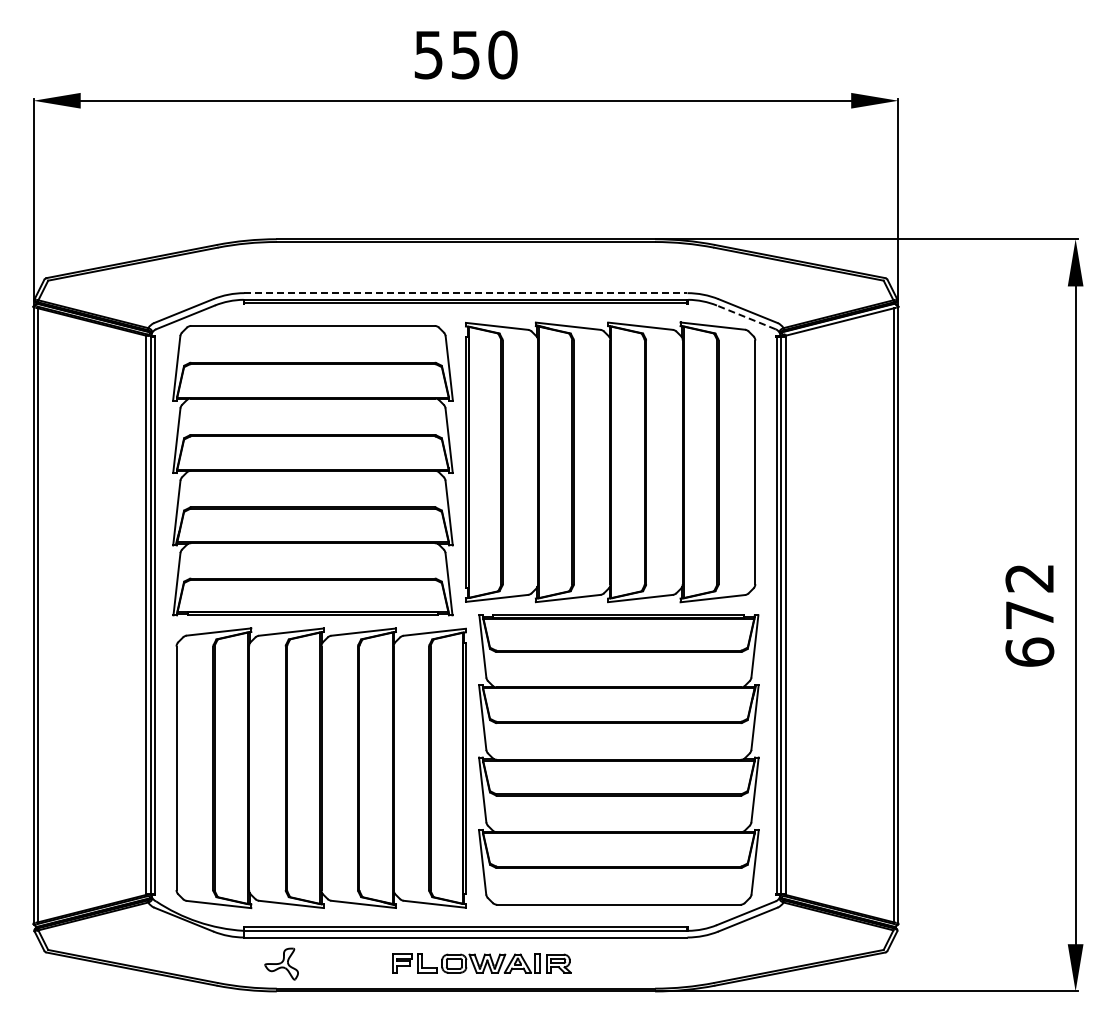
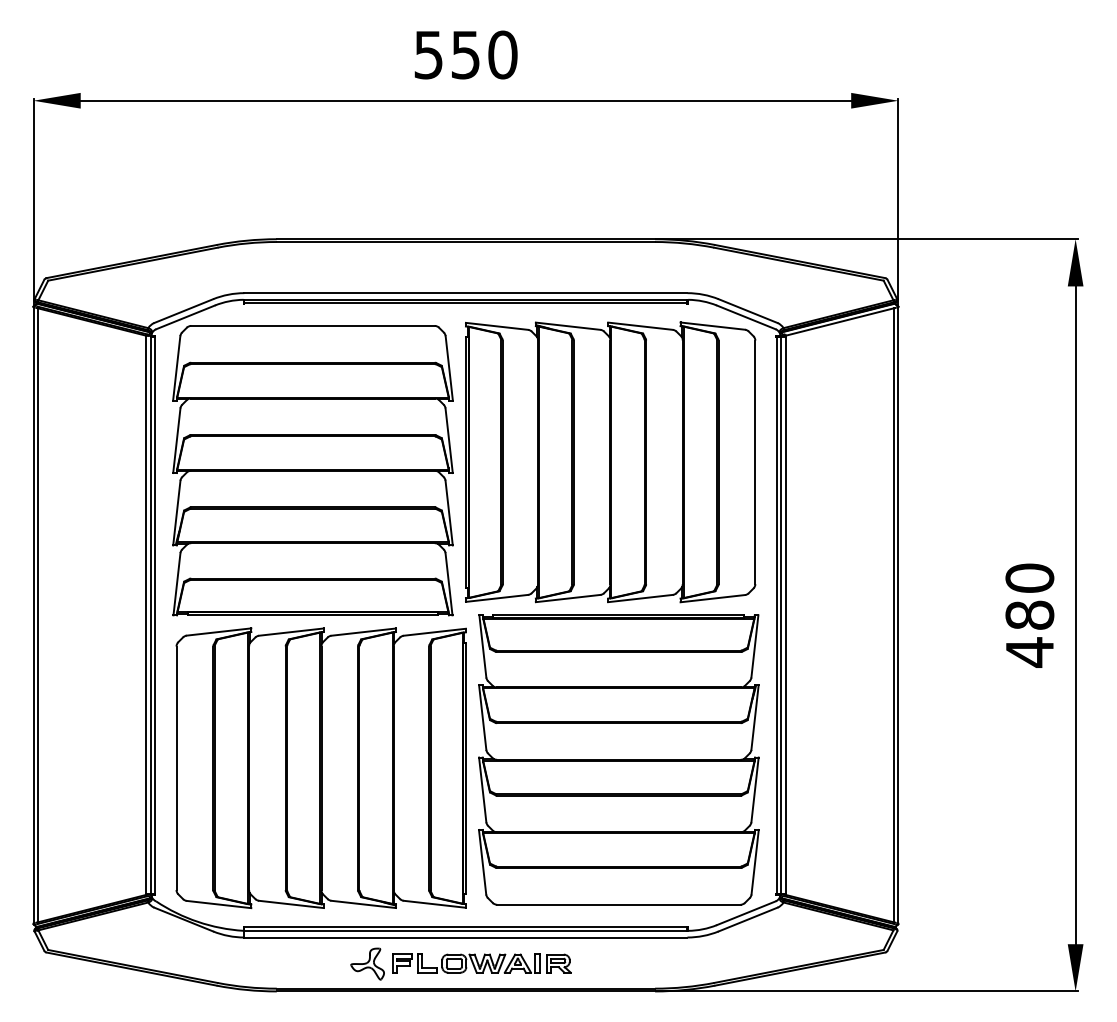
line: dashed -> solid (465, 293)
line: dashed -> solid (746, 317)
text: 672 -> 480 (1029, 615)
part position: (281, 963) -> (367, 963) (367, 963)
